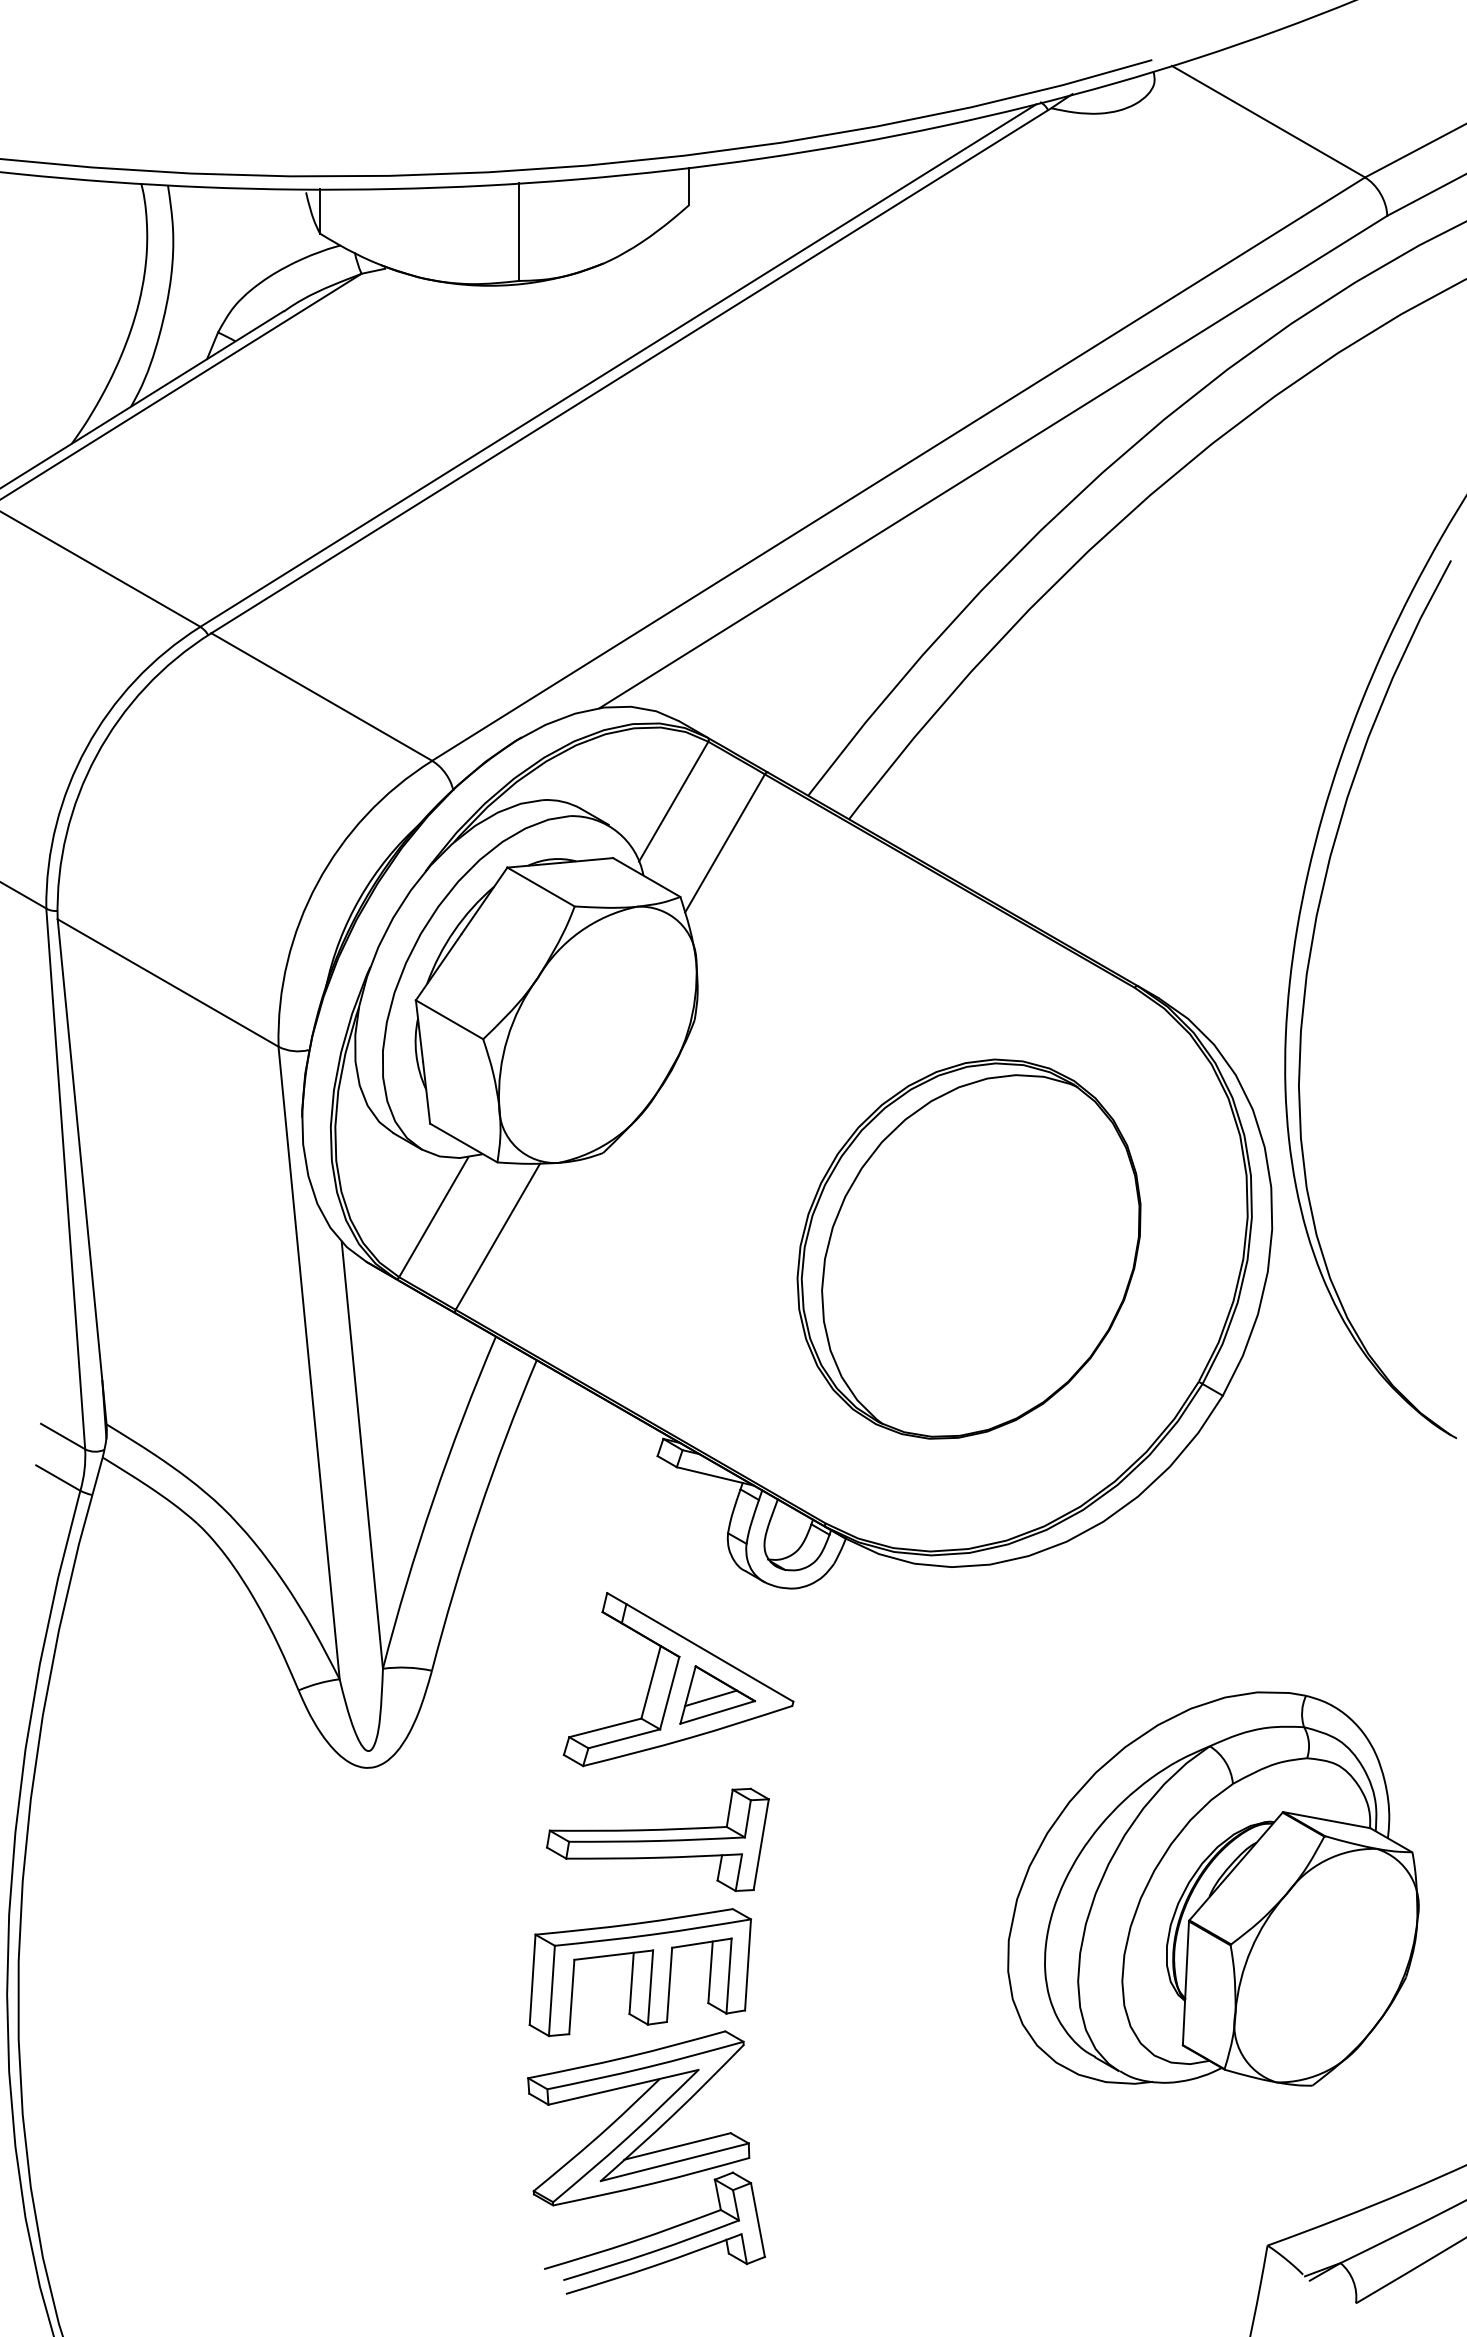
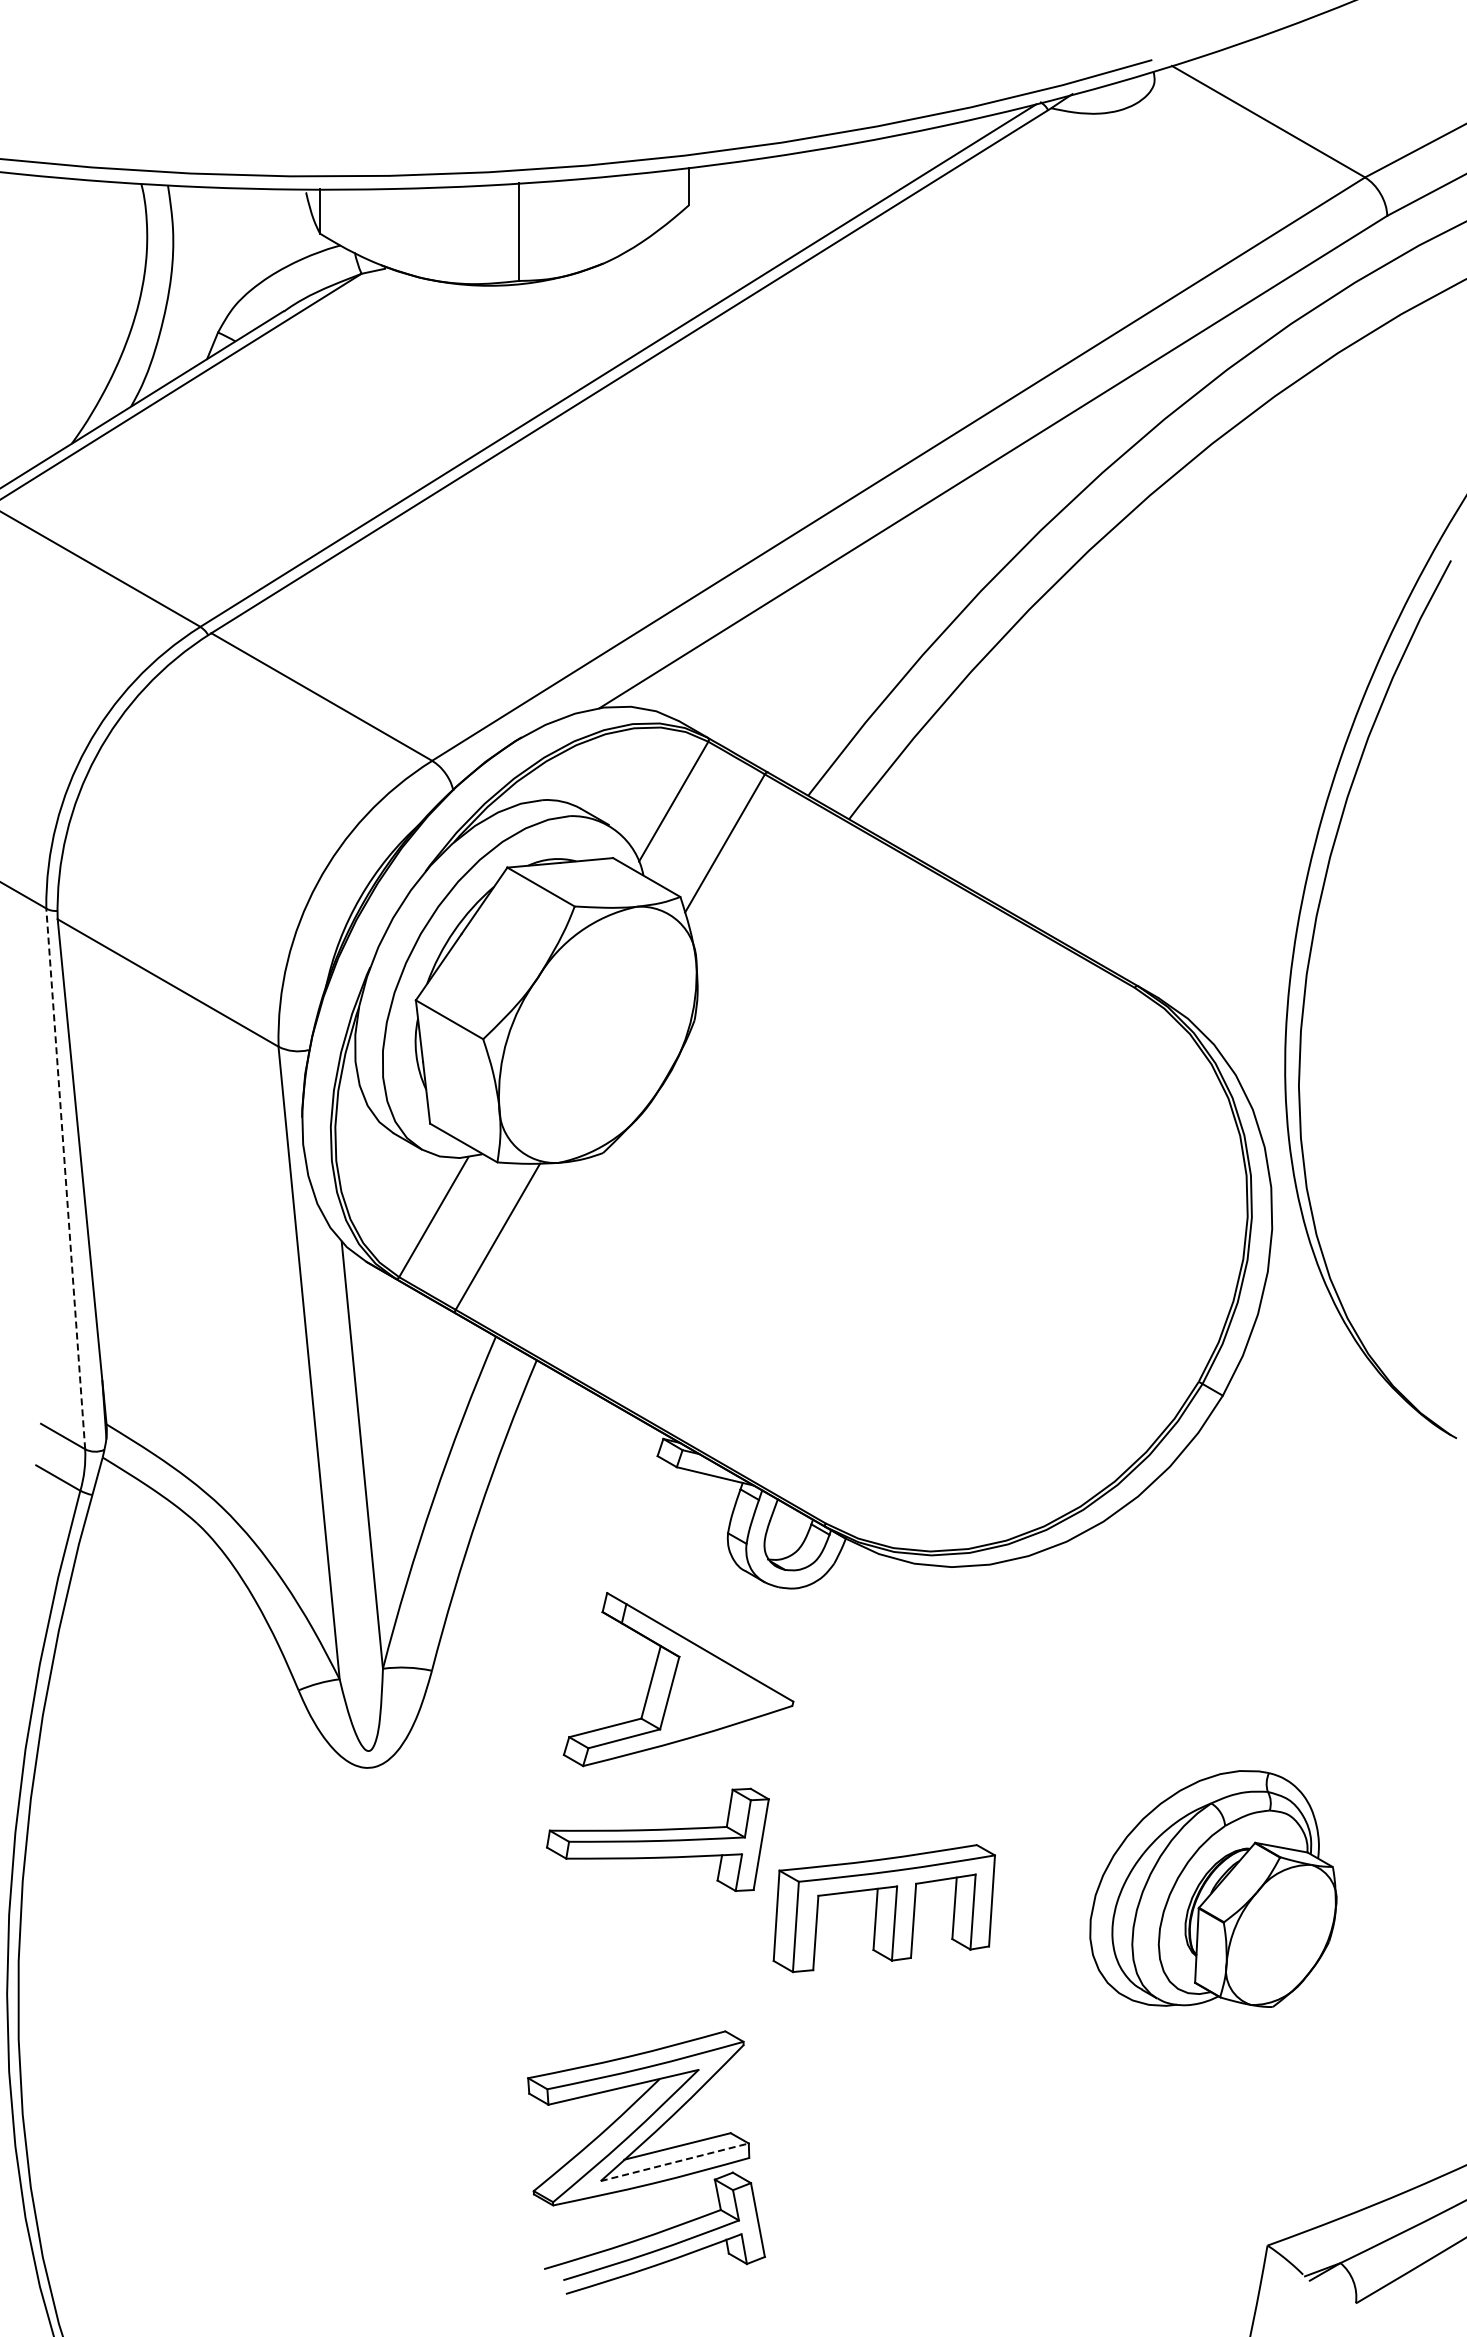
line: solid -> dashed (65, 1178)
part: present -> none (968, 1248)
part: present -> none (717, 1694)
part size: 413x396 px -> 249x238 px (1213, 1888)
part position: (639, 1972) -> (883, 1908) (883, 1908)
line: solid -> dashed (675, 2162)
